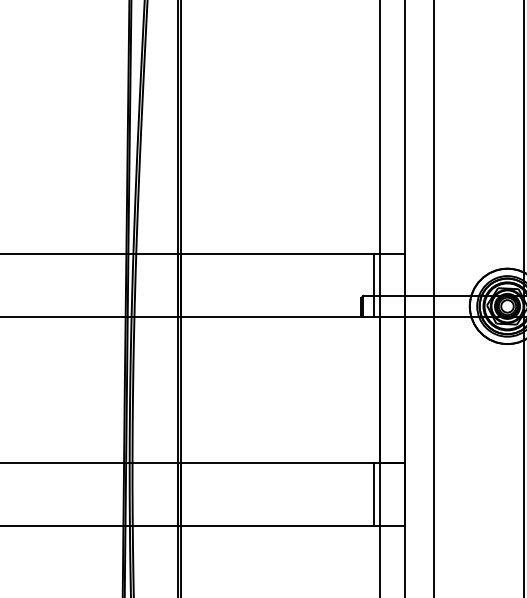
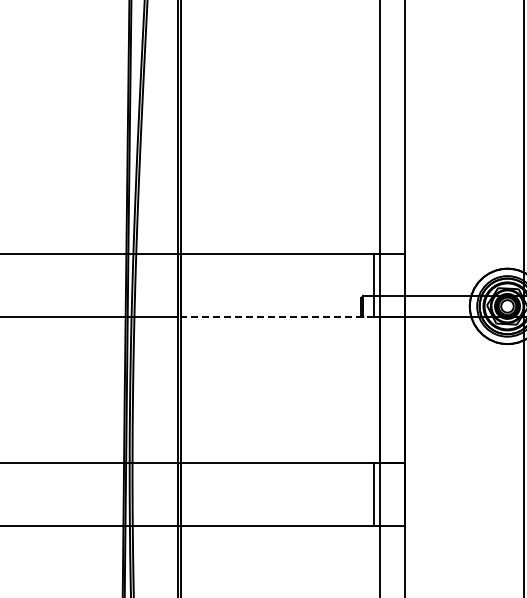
line: present -> none (434, 298)
line: solid -> dashed (275, 316)
